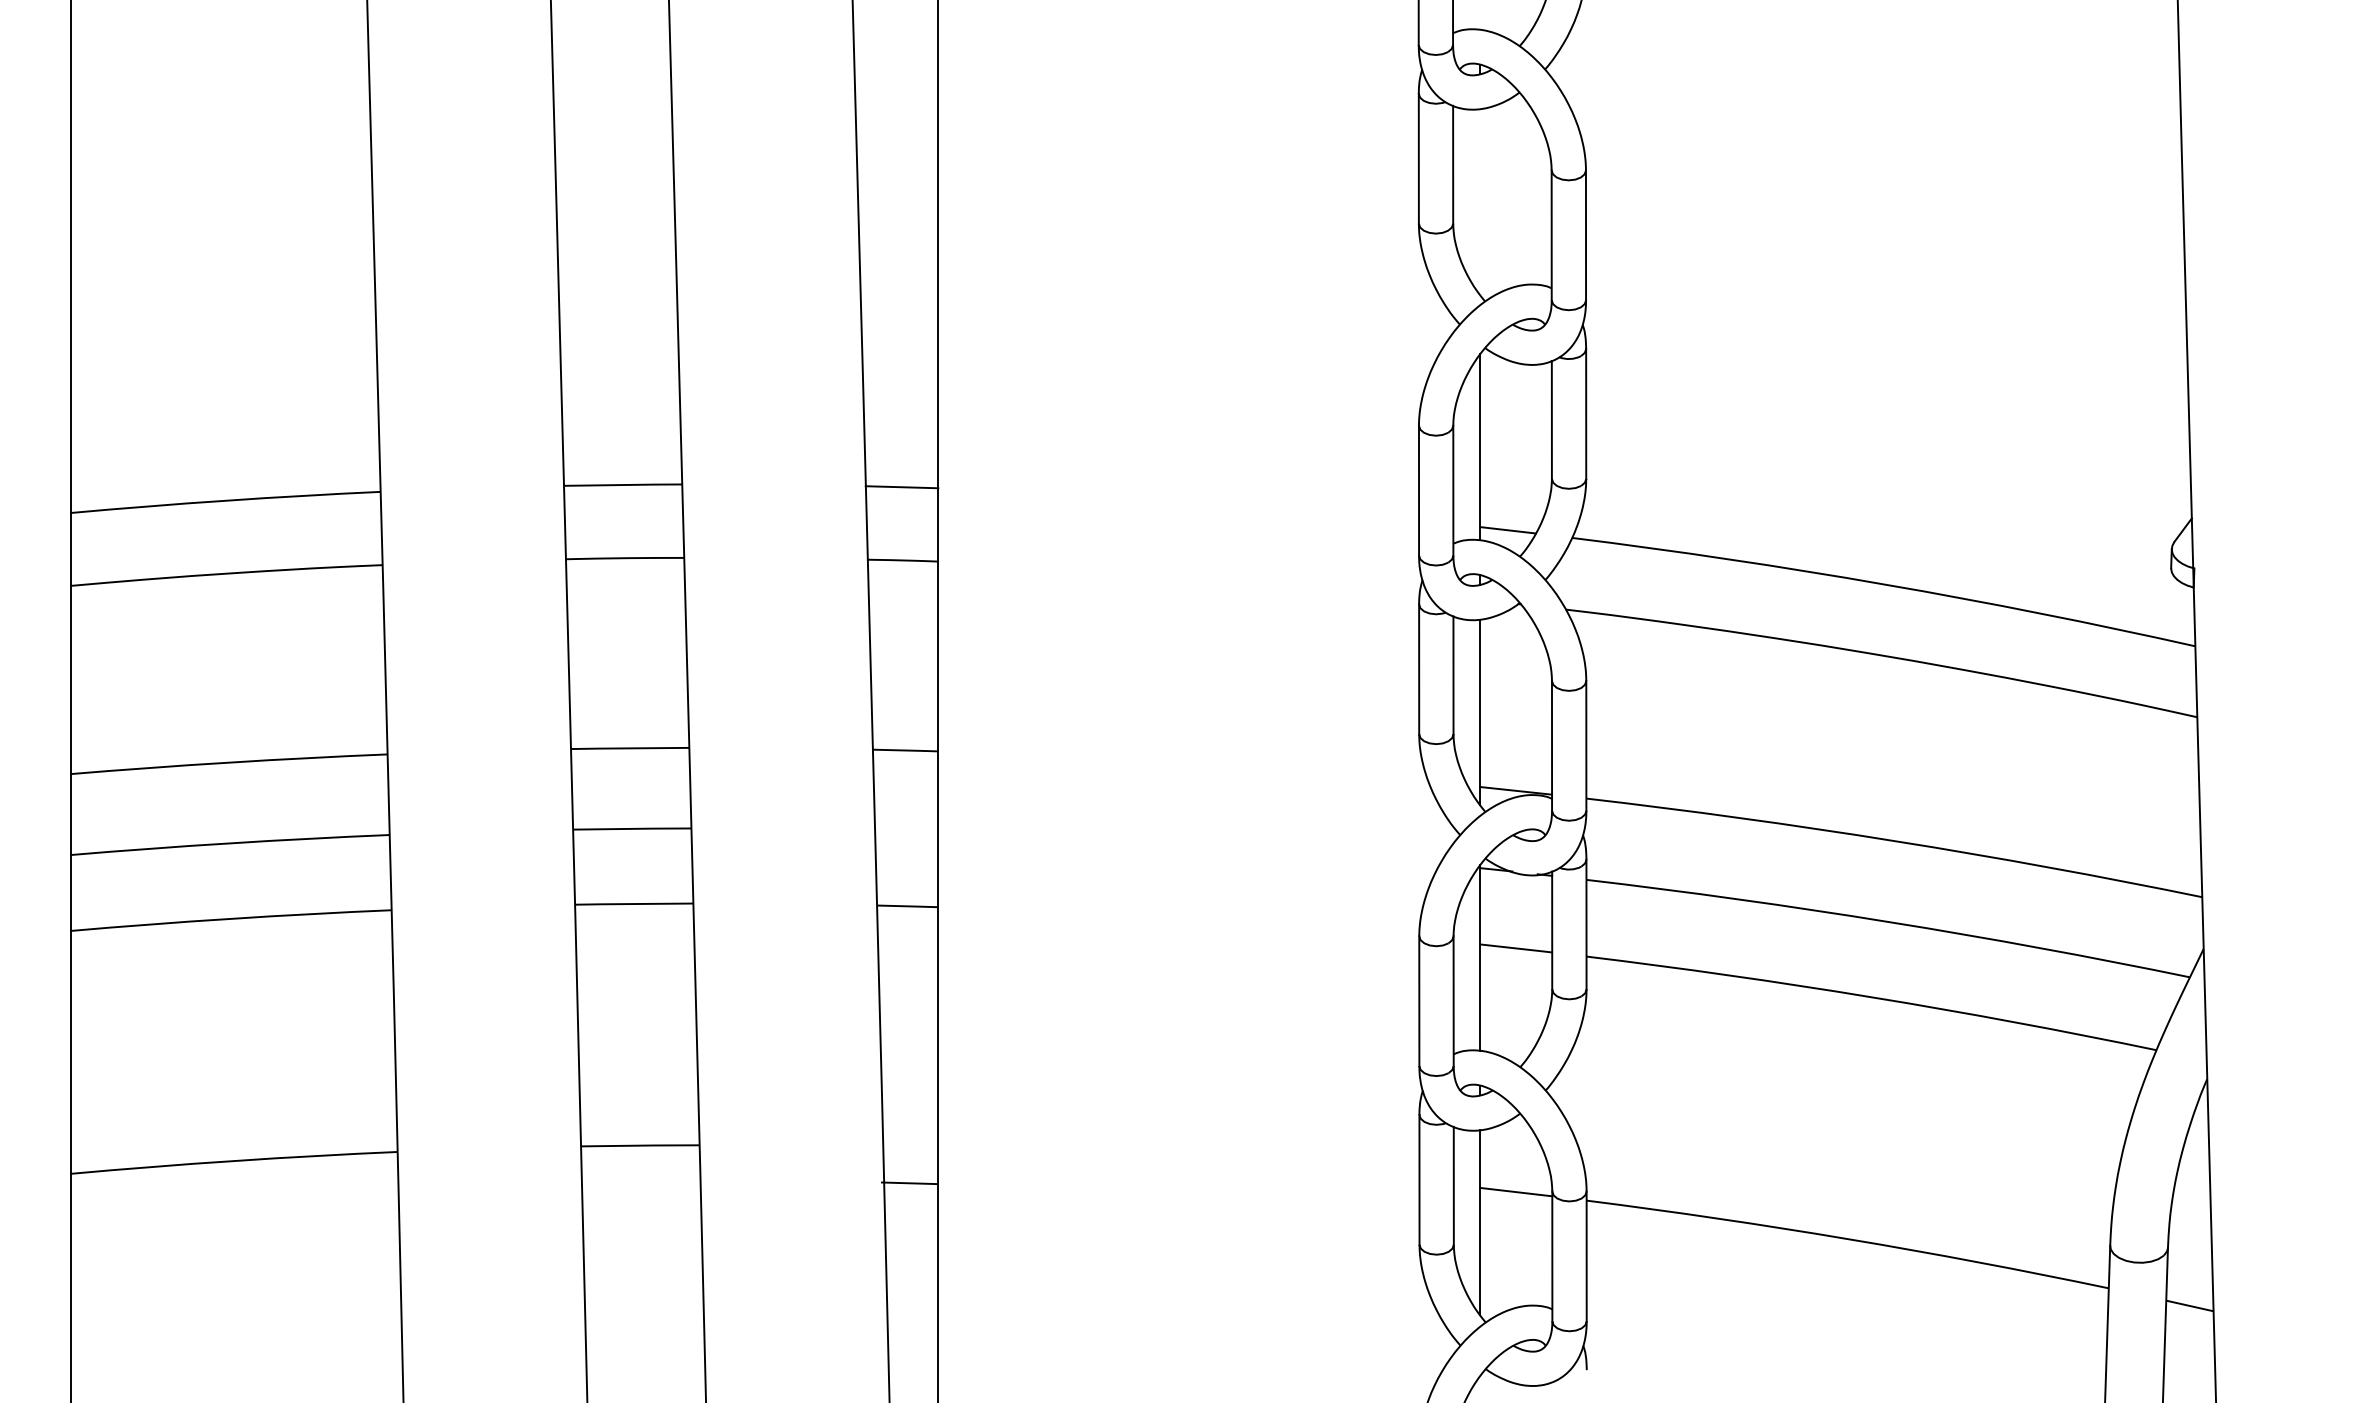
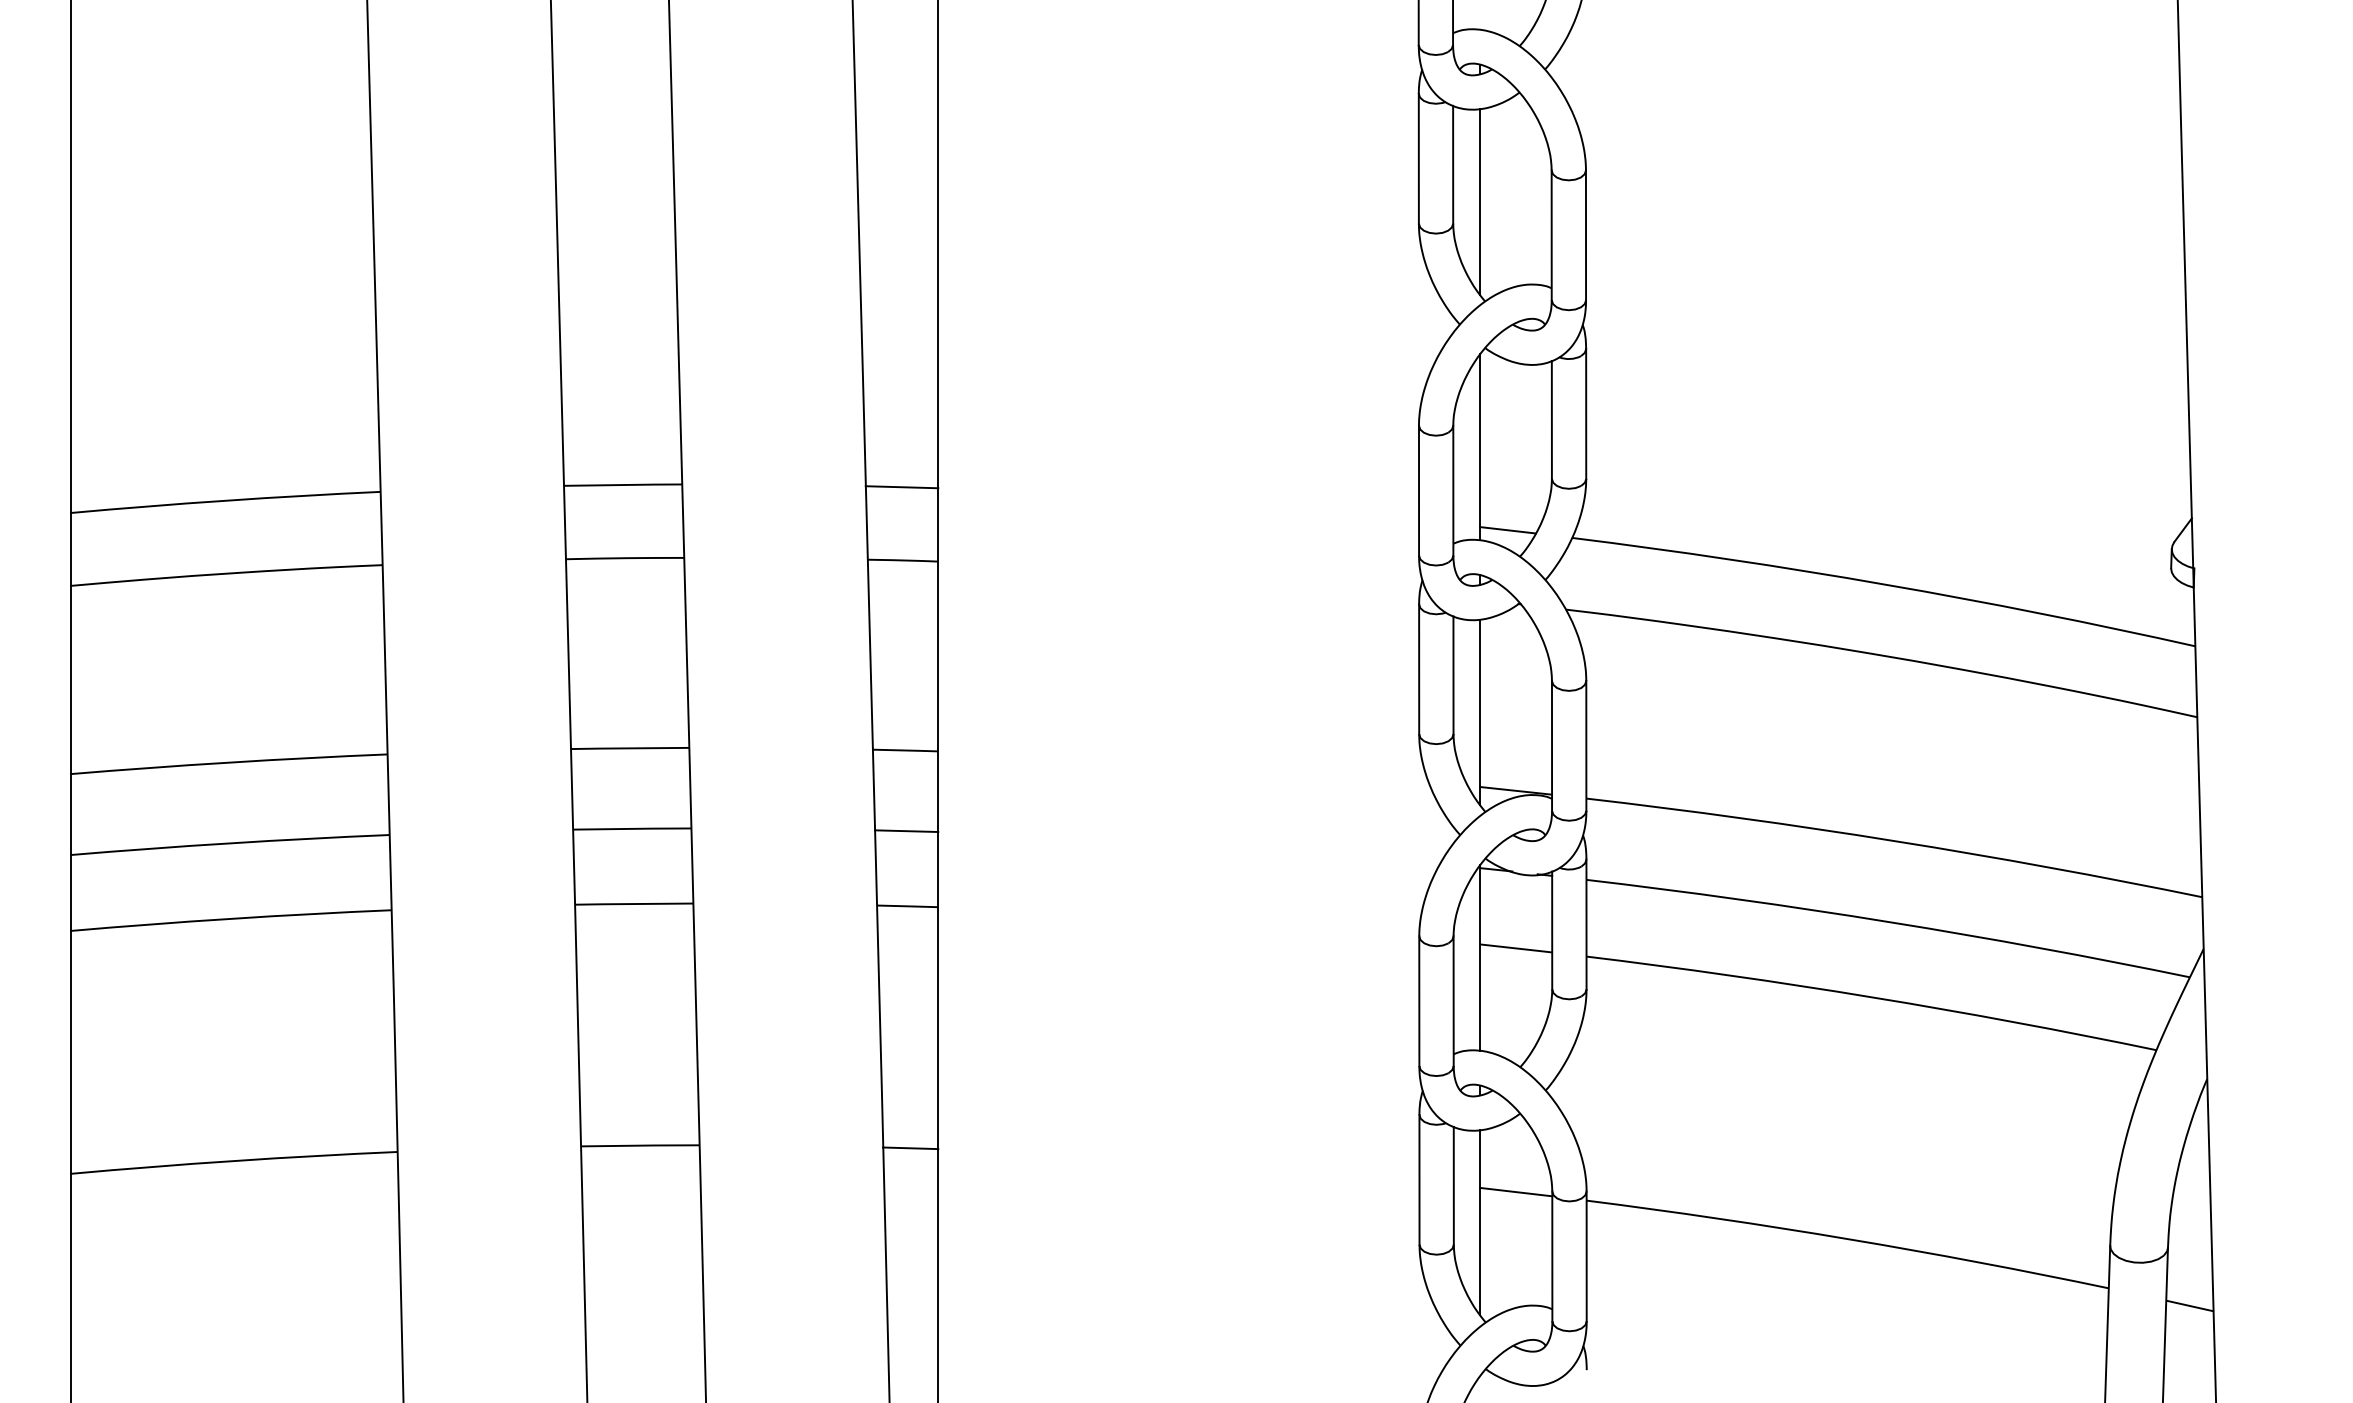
line: none -> present (1480, 202)
line: none -> present (906, 831)
line position: (909, 1183) -> (910, 1148) (910, 1148)
